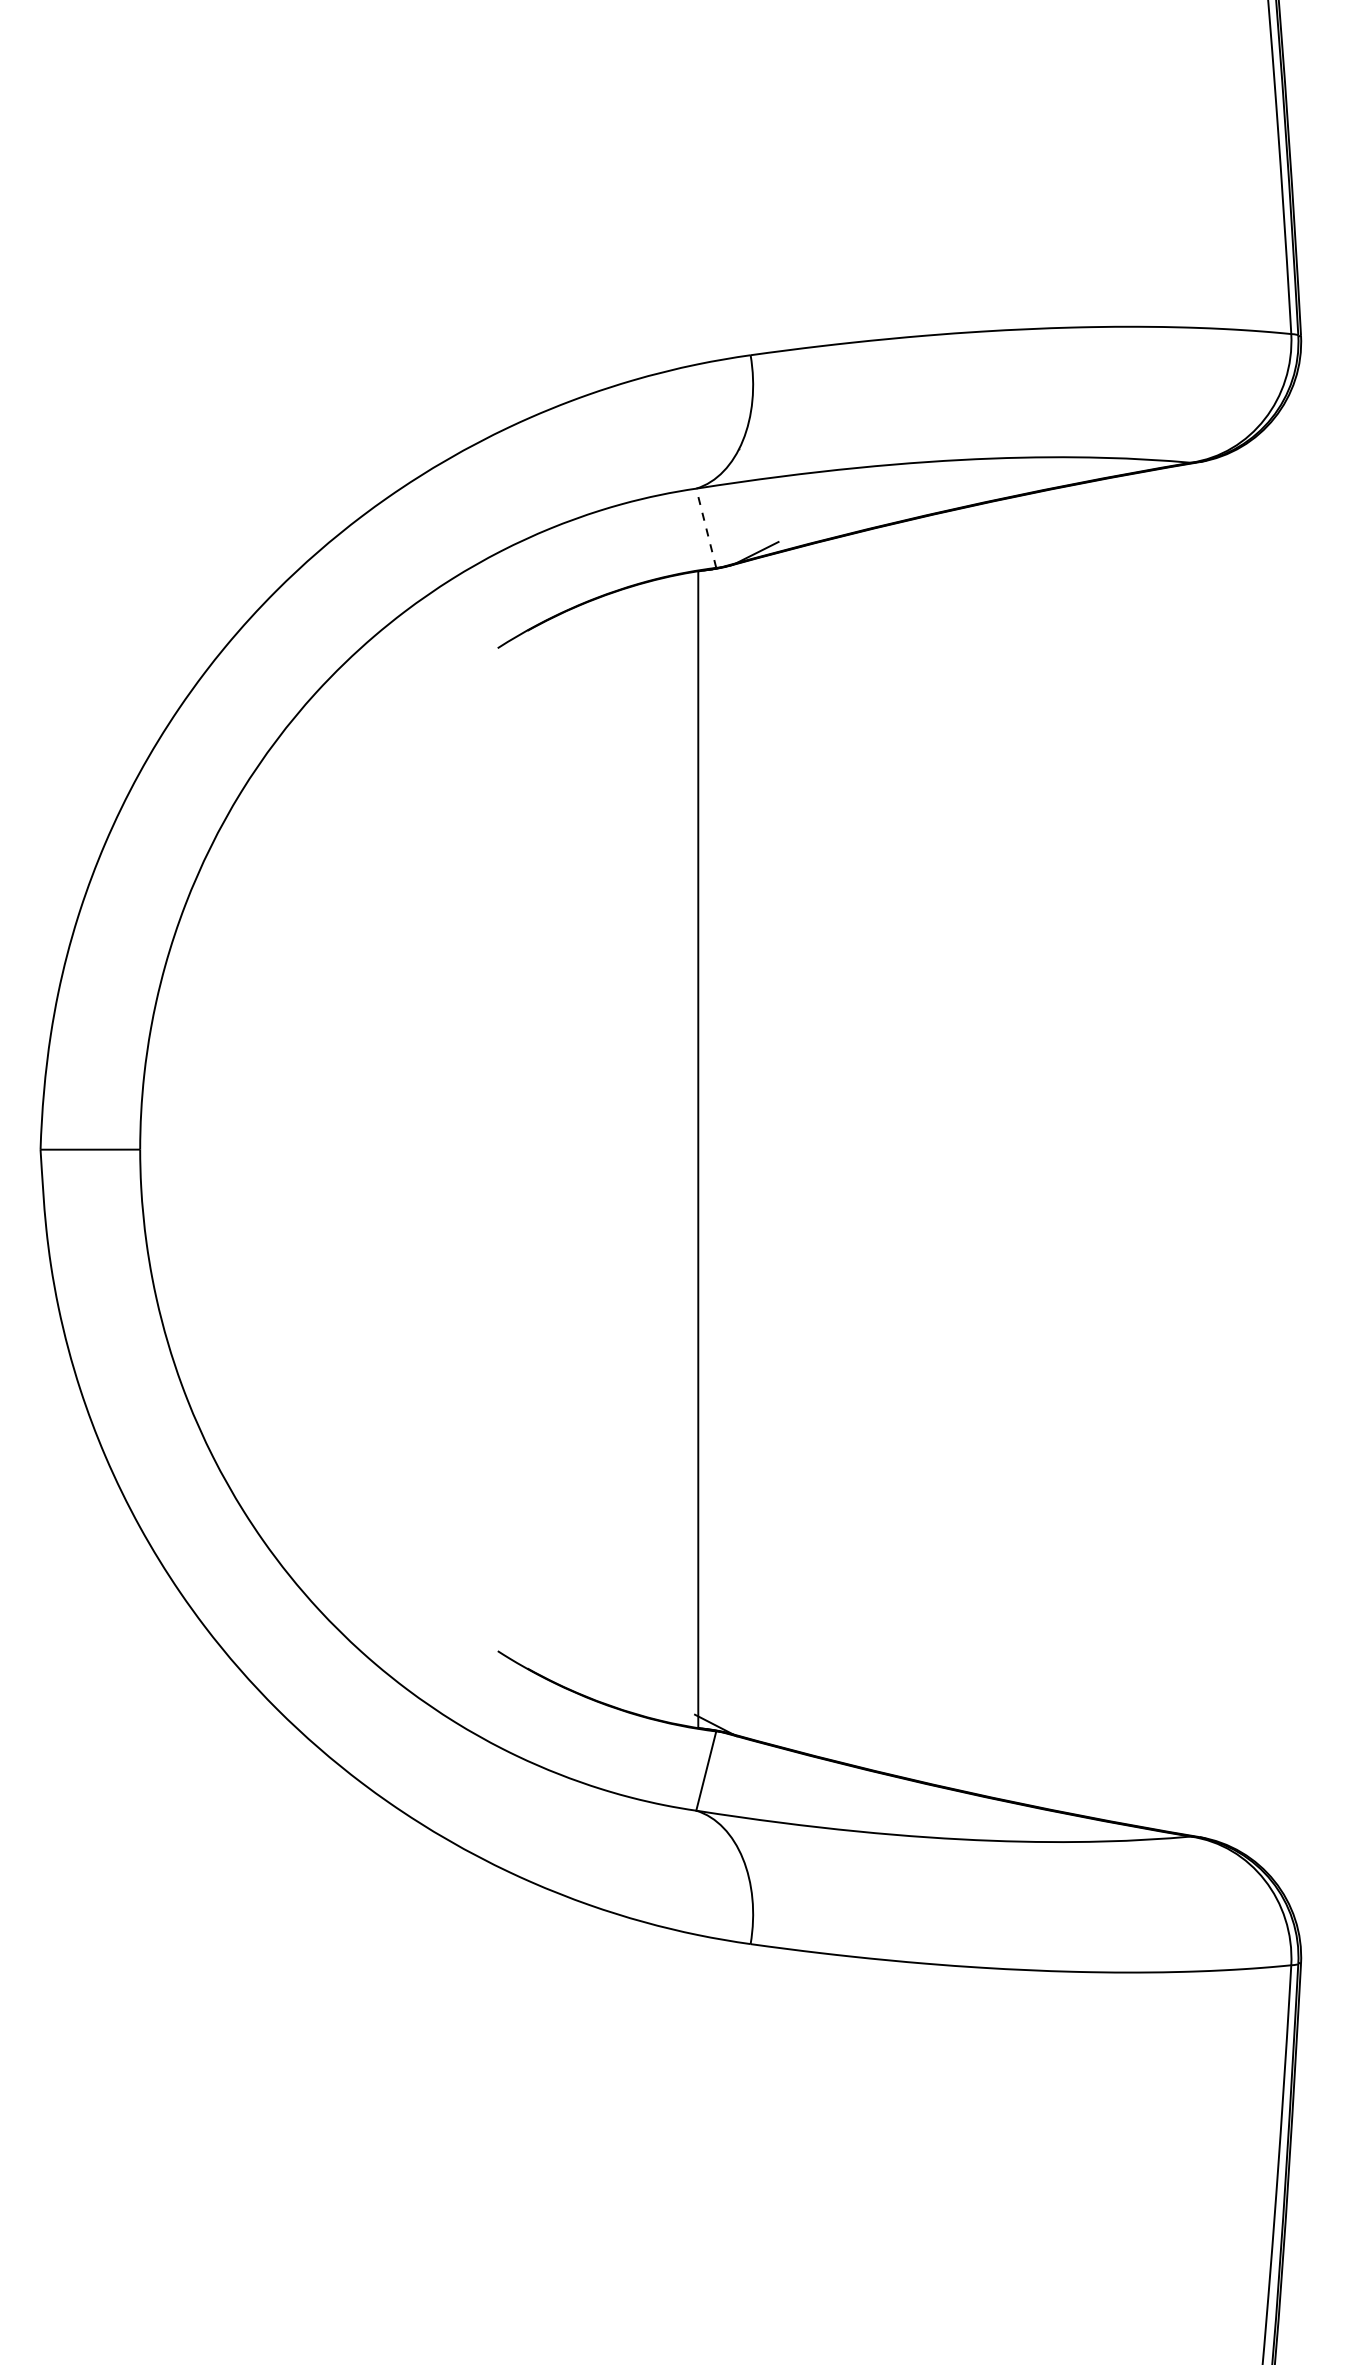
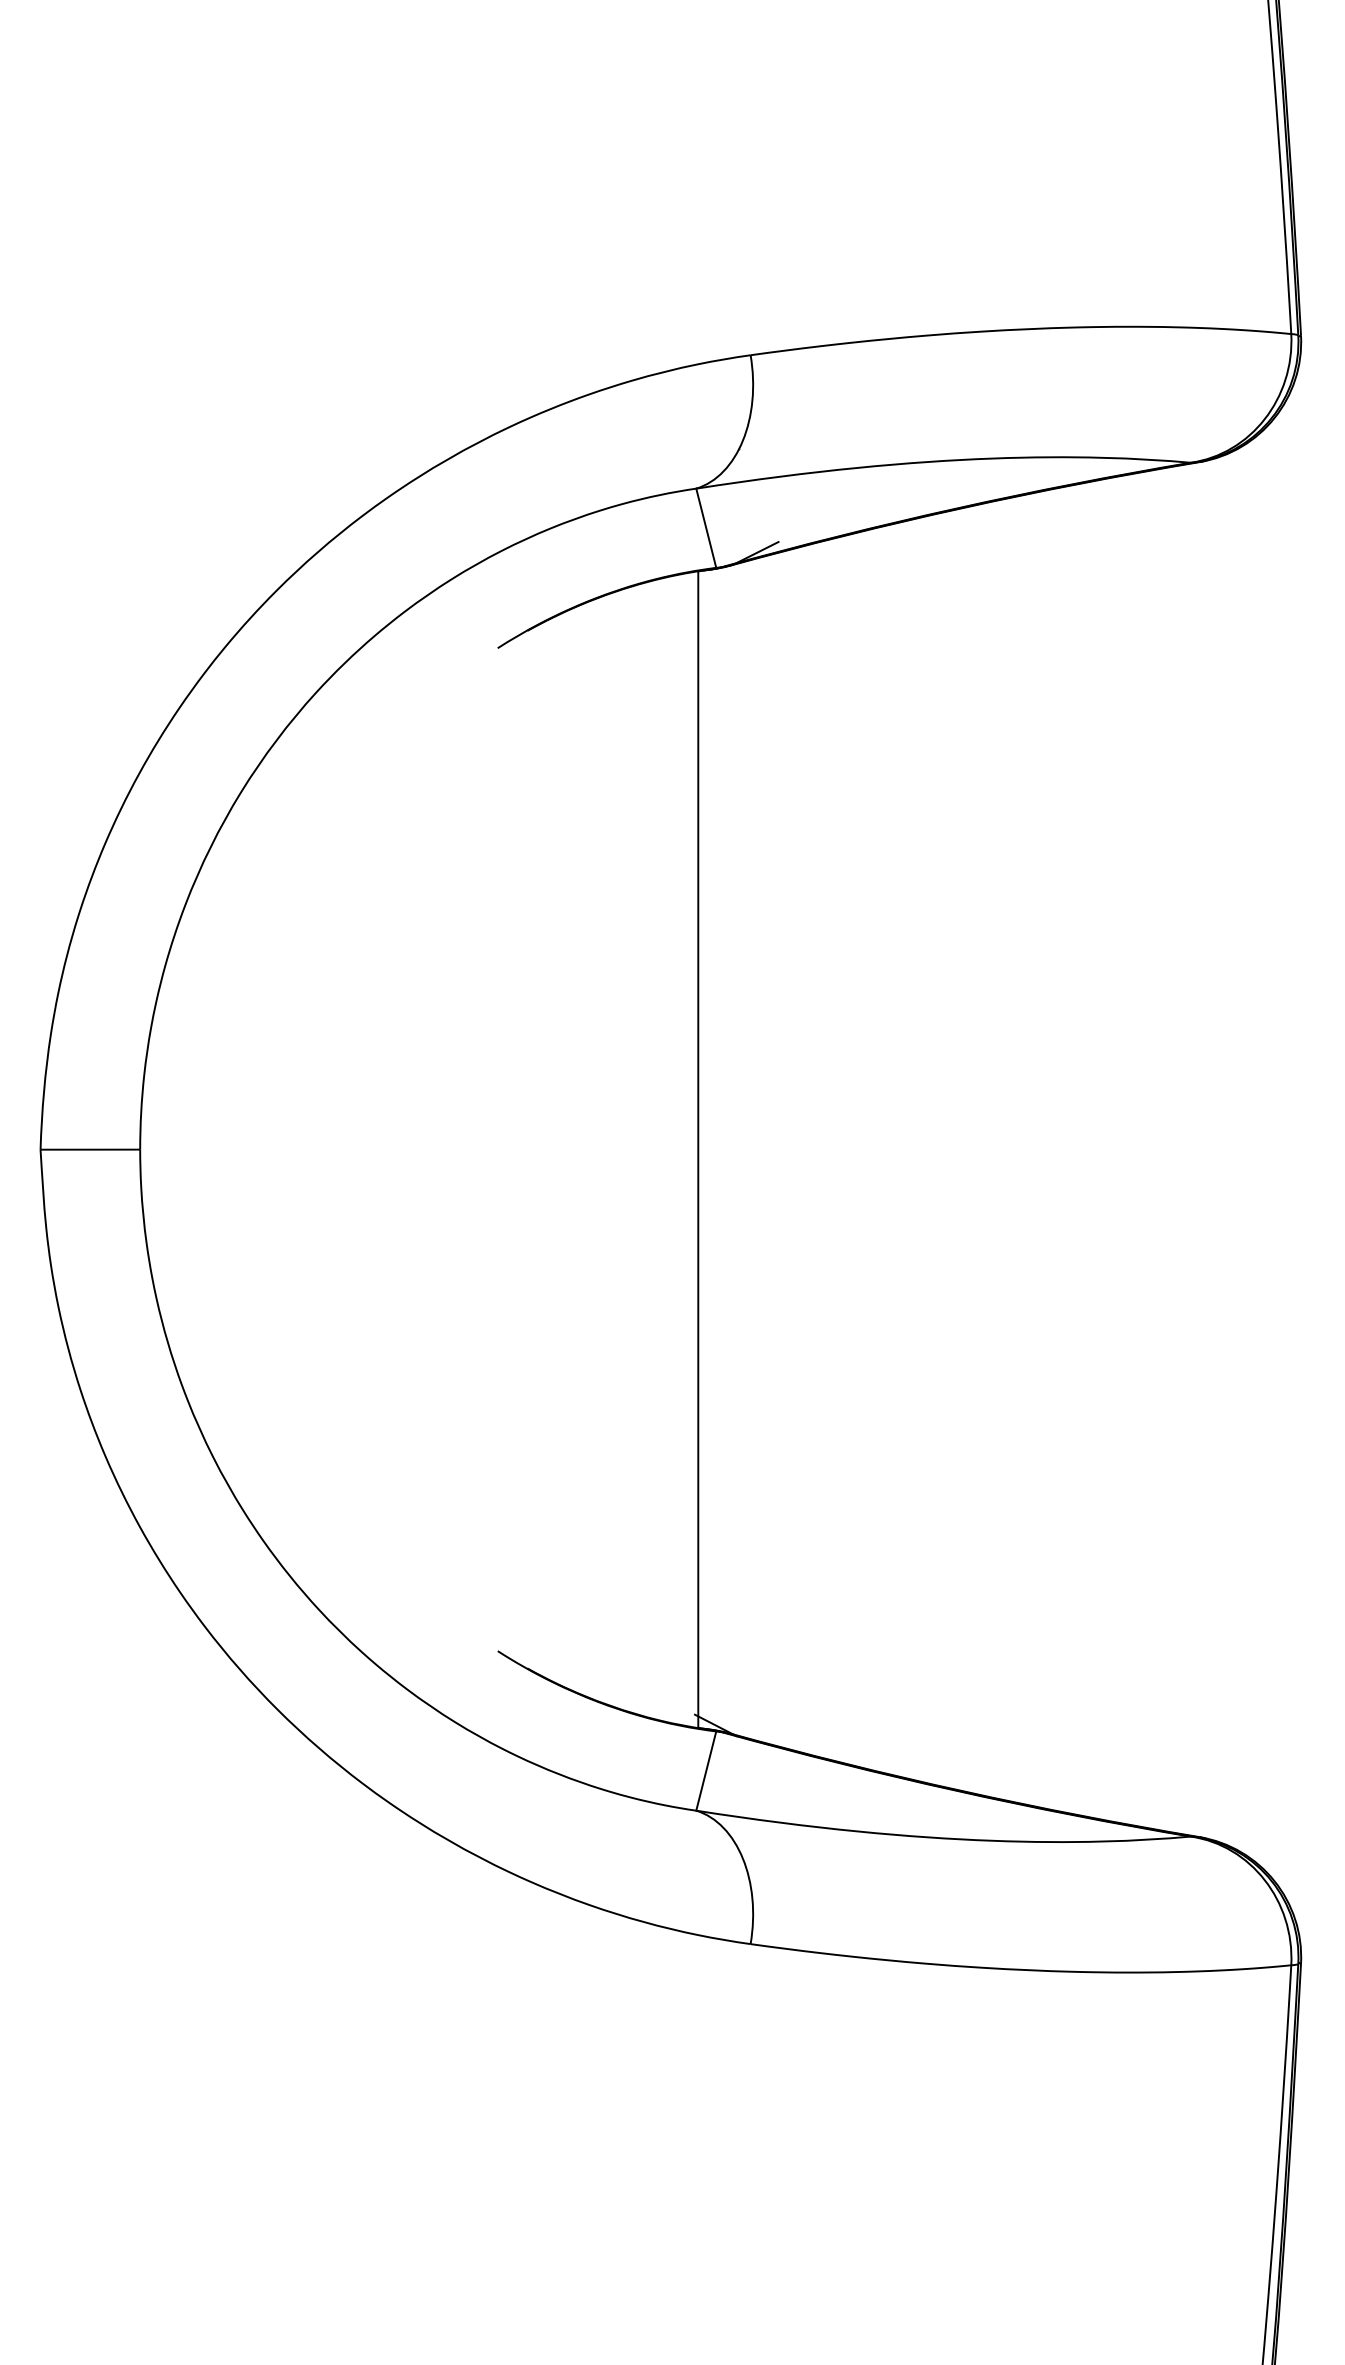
line: dashed -> solid (706, 528)
